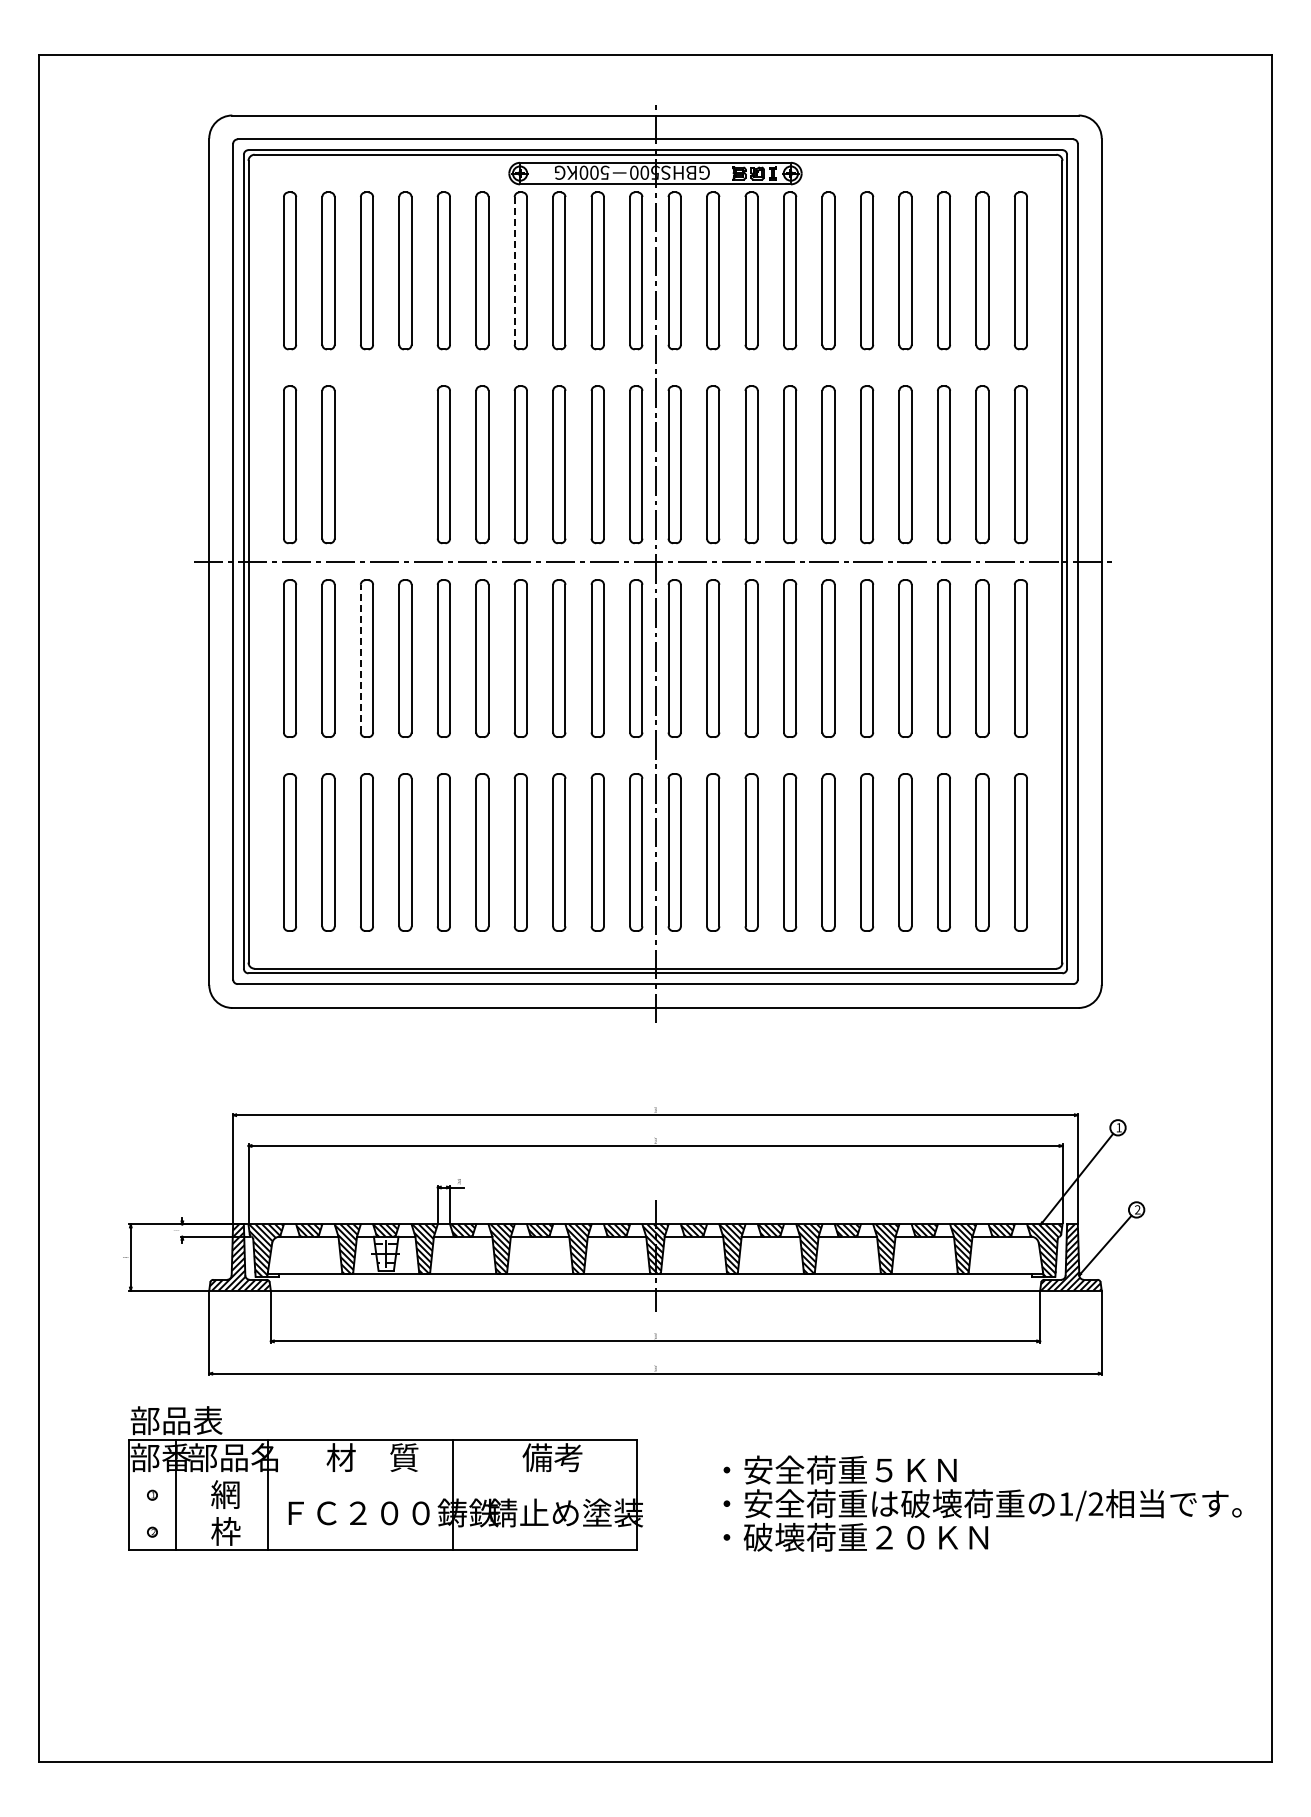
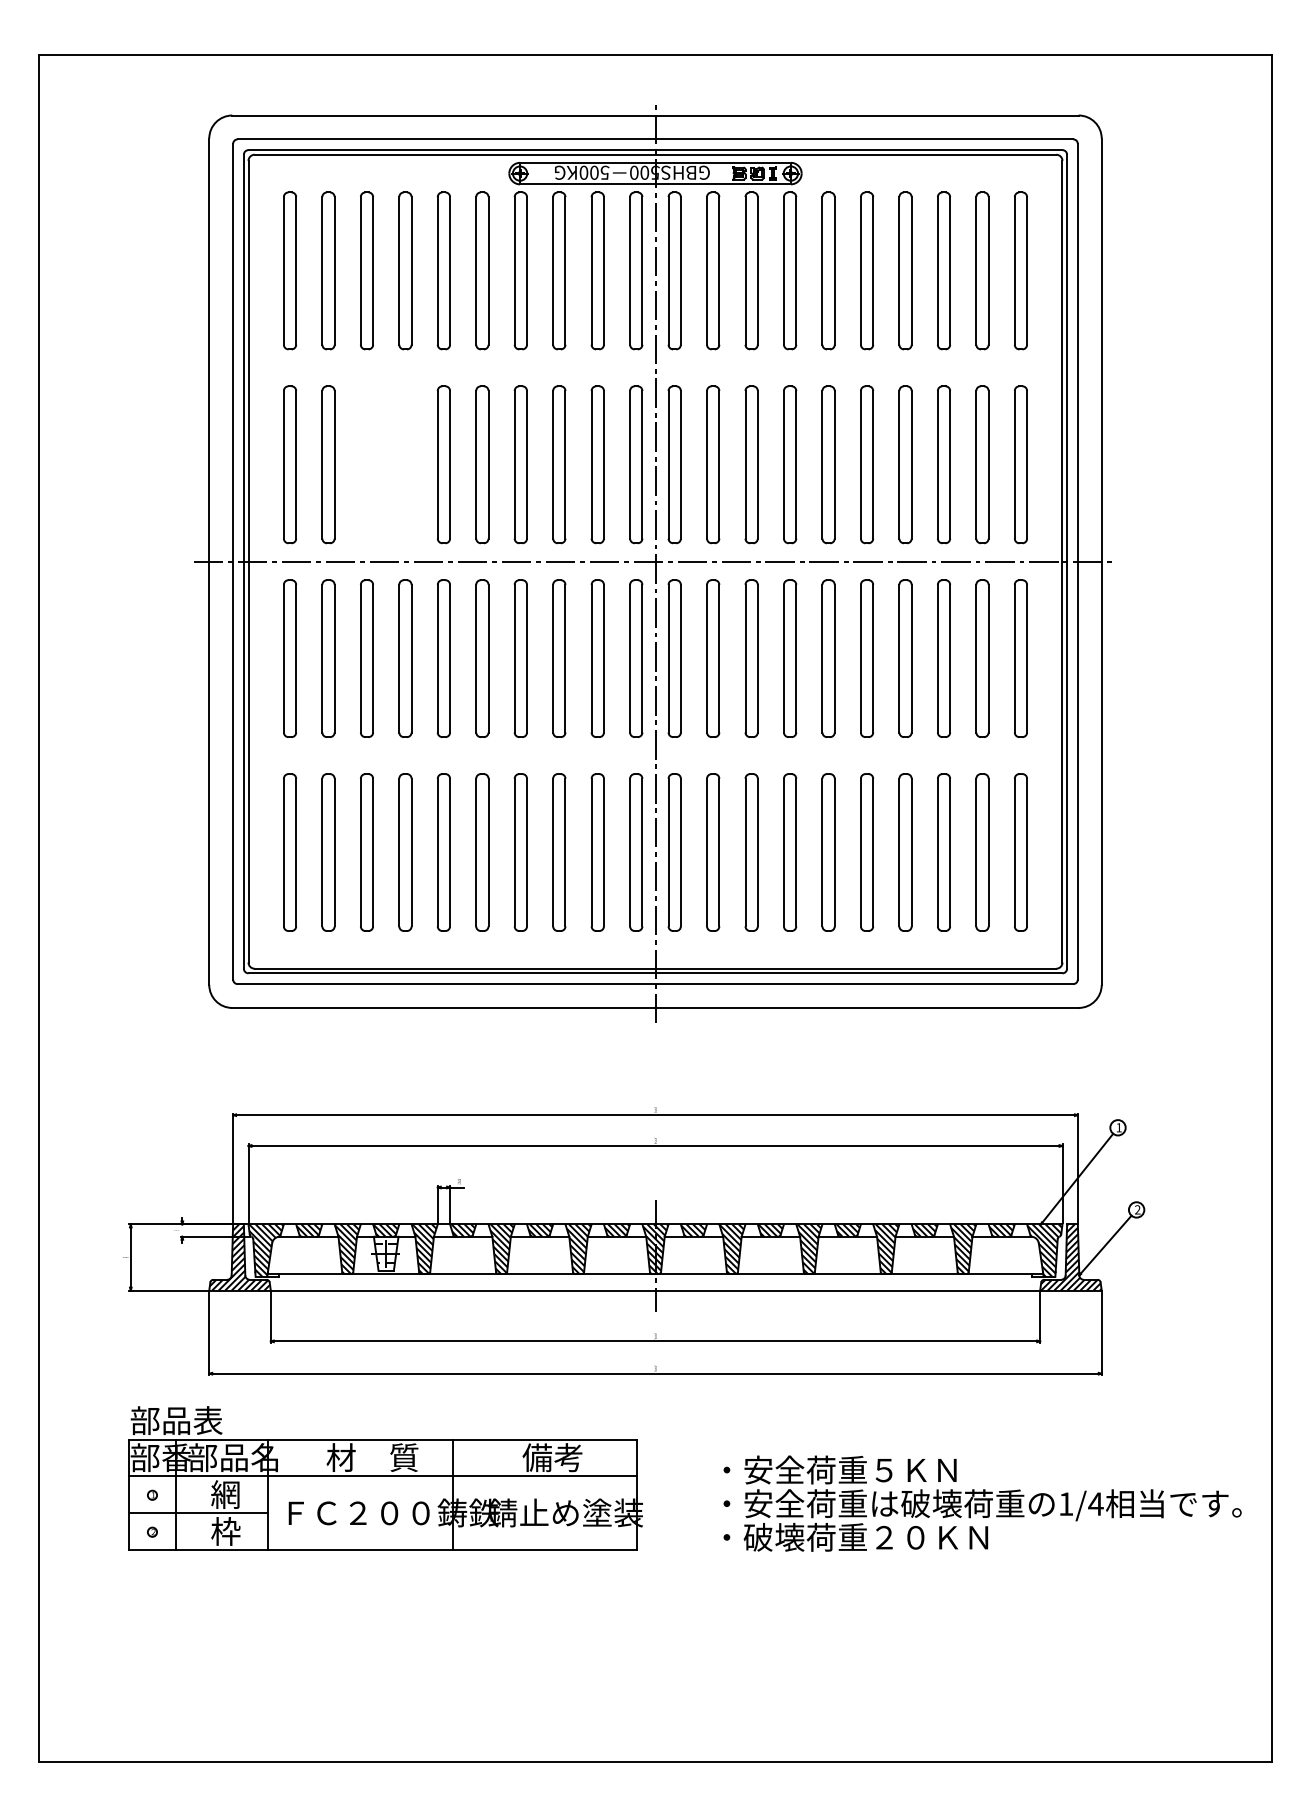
line: dashed -> solid (514, 270)
line: dashed -> solid (360, 658)
line: none -> present (383, 1476)
text: 1/2 -> 1/4 (1095, 1503)
line: none -> present (198, 1513)
